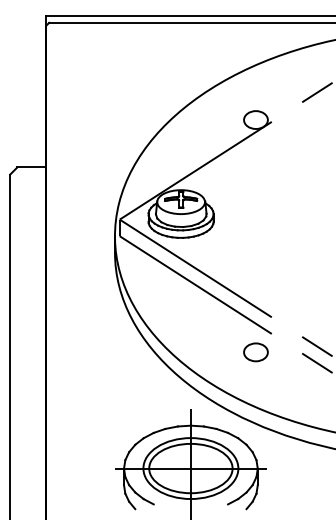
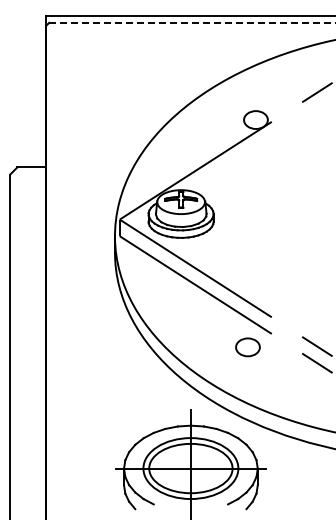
line: solid -> dashed (193, 22)
part position: (255, 352) -> (247, 347) (247, 347)
